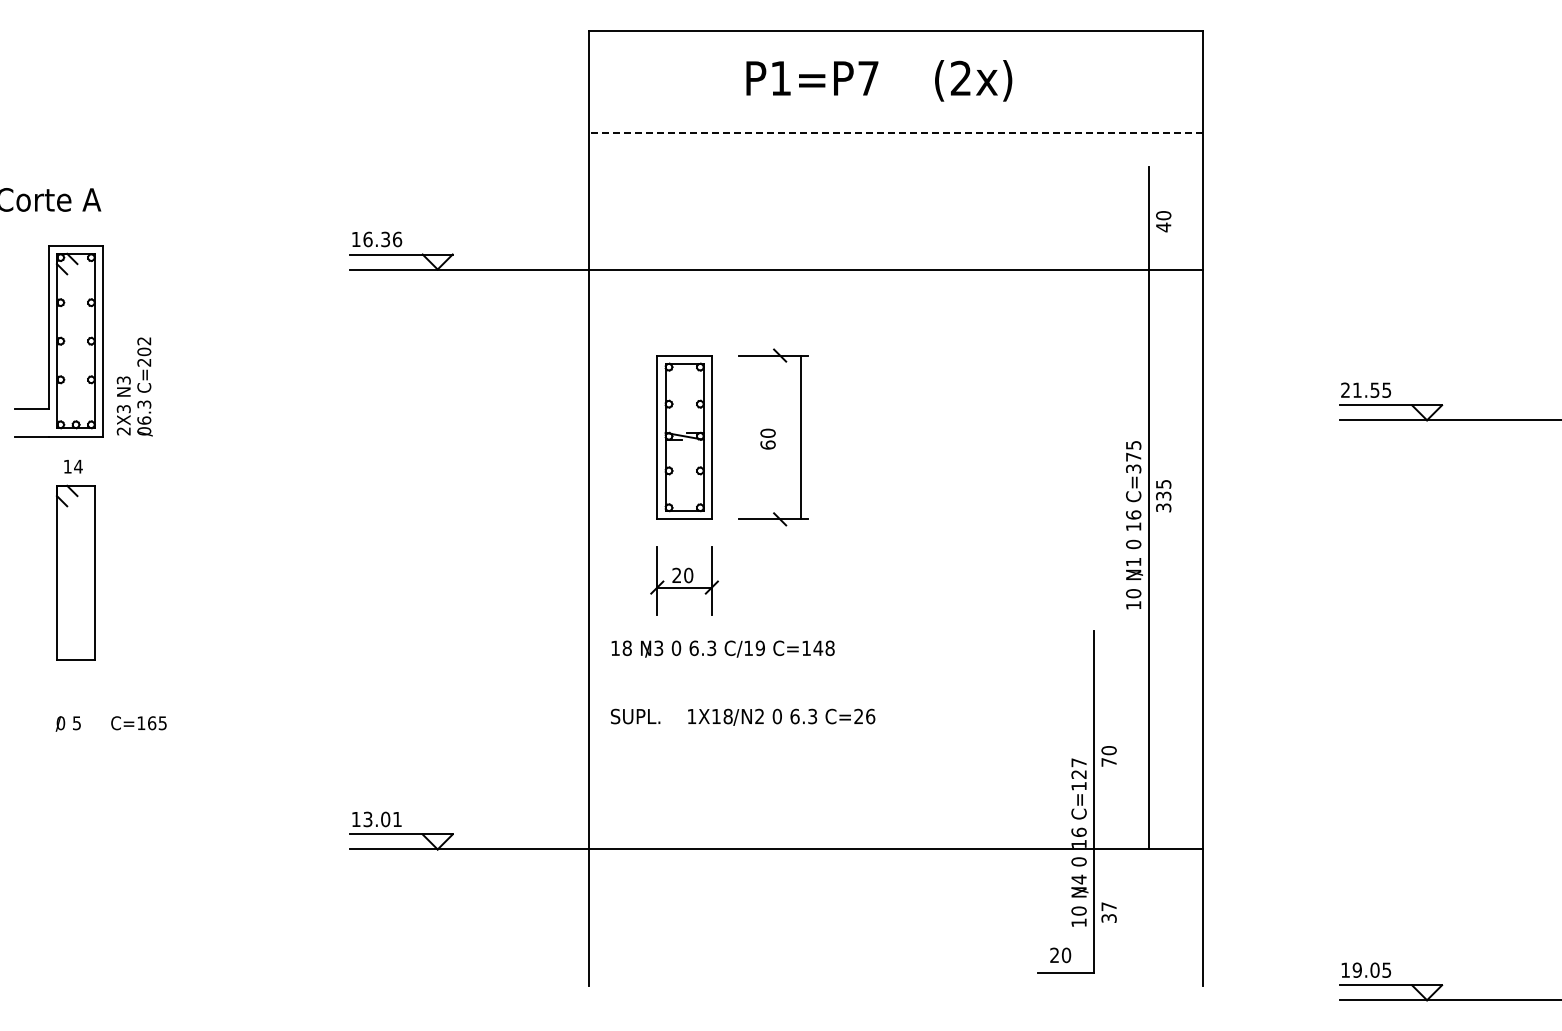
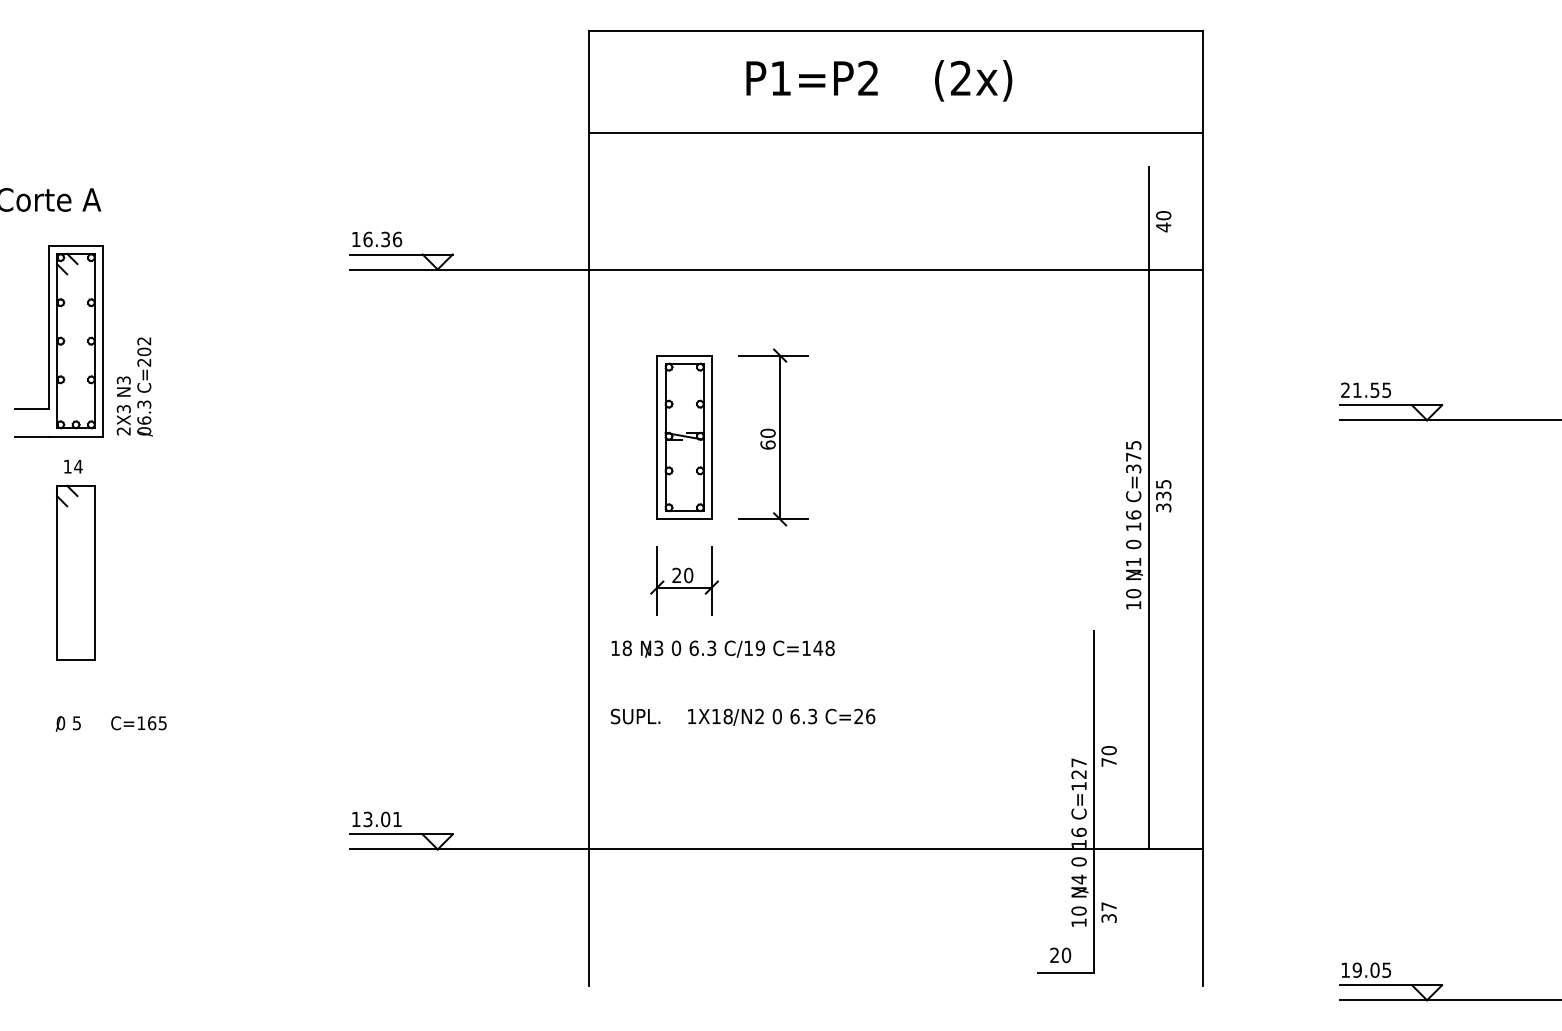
text: P1=P7 -> P1=P2 (868, 77)
line: dashed -> solid (895, 133)
line position: (801, 437) -> (780, 437) (780, 437)
